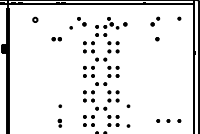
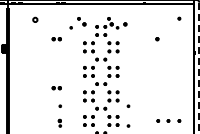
part: present -> none (155, 21)
line: solid -> dashed (199, 68)
part: none -> present (56, 88)
